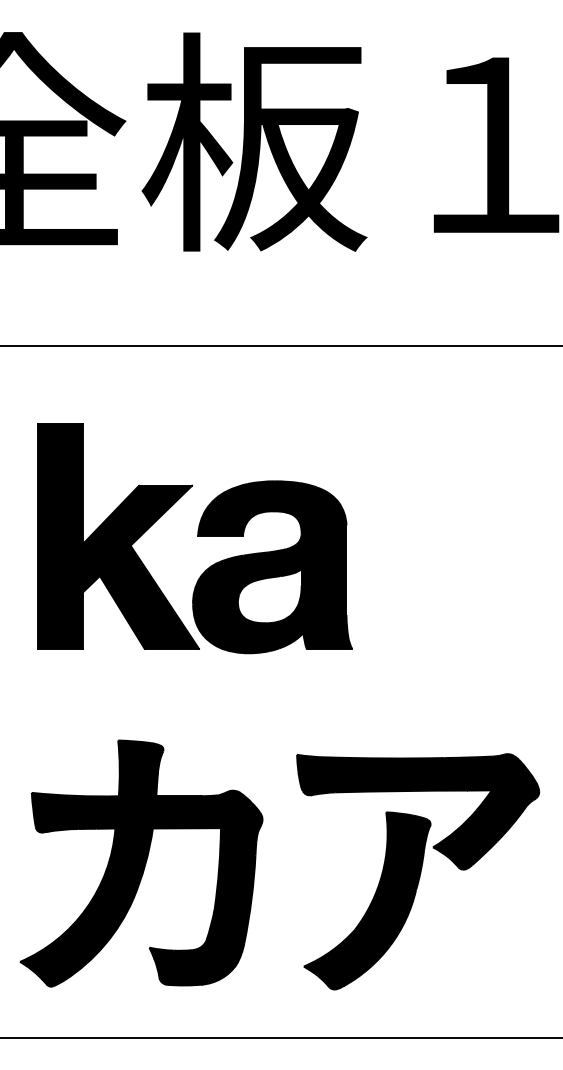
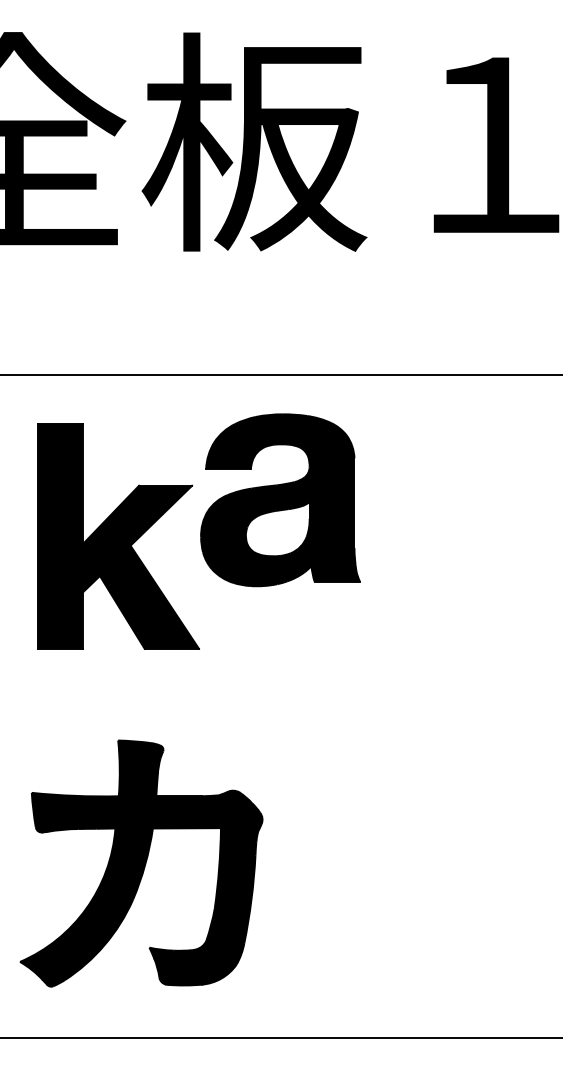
line position: (280, 346) -> (280, 375) (280, 375)
part position: (272, 567) -> (280, 500) (280, 500)
part: present -> none (418, 871)
